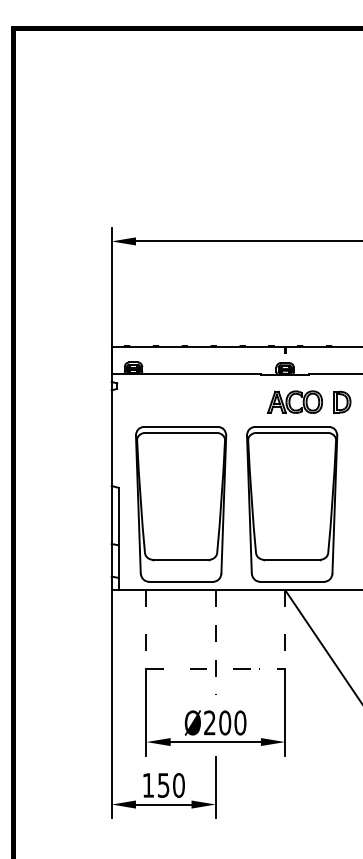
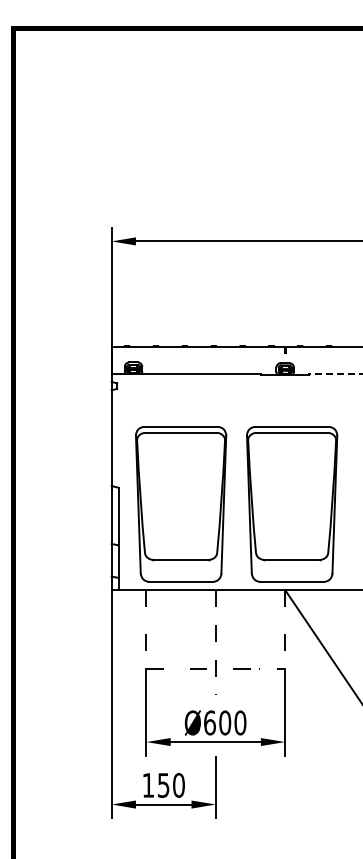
line: solid -> dashed (335, 374)
part: present -> none (294, 401)
part: present -> none (342, 401)
text: Ø200 -> Ø600 (209, 722)
